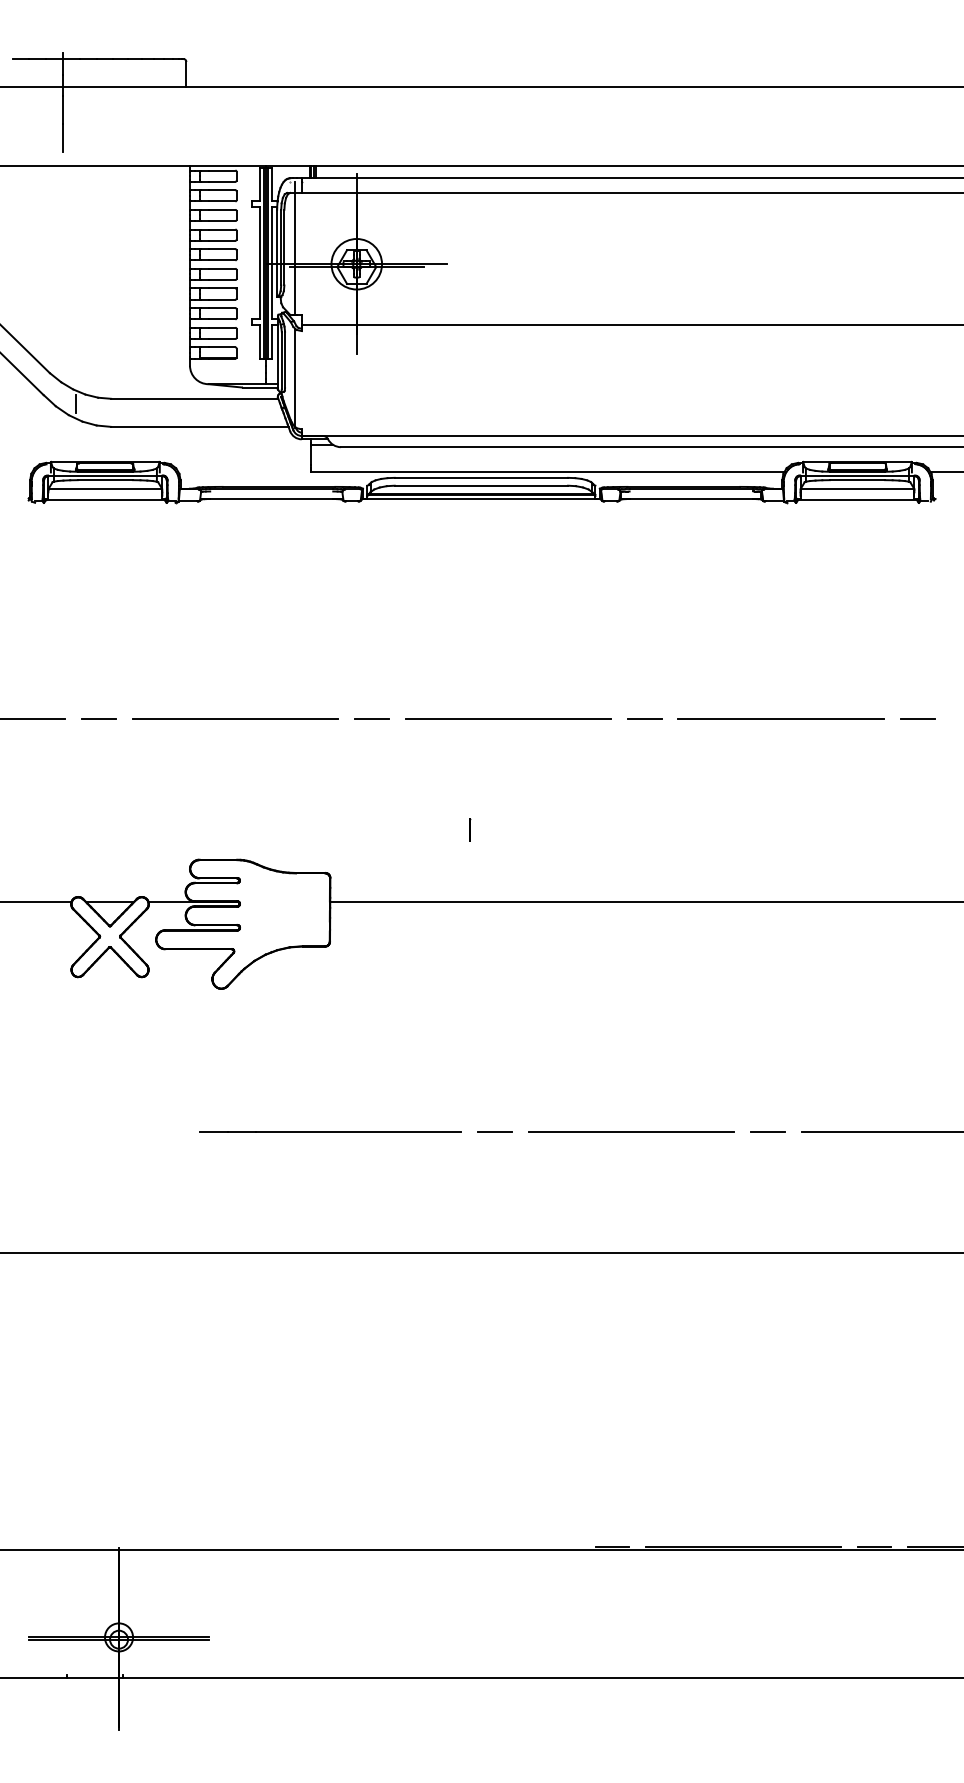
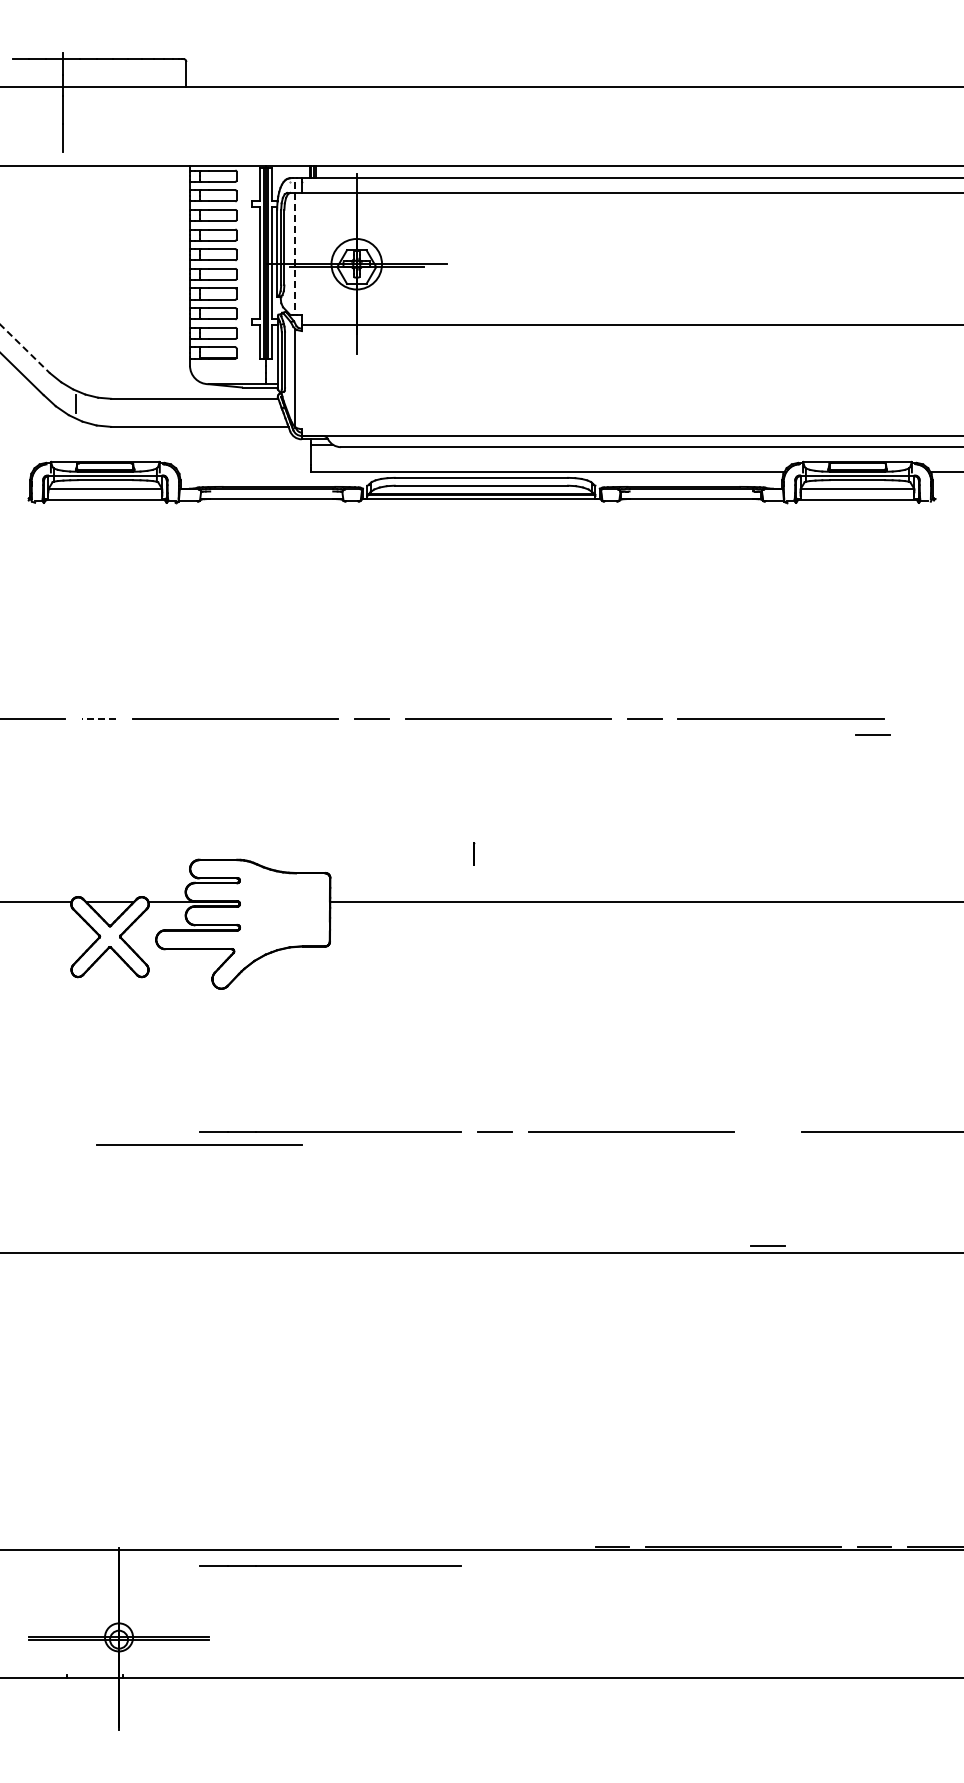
line: solid -> dashed (295, 248)
line: solid -> dashed (25, 348)
line position: (917, 718) -> (872, 734) (872, 734)
line: solid -> dashed (98, 719)
line position: (470, 829) -> (474, 853) (474, 853)
line position: (767, 1131) -> (767, 1245) (767, 1245)
line: none -> present (199, 1144)
line: none -> present (330, 1565)
